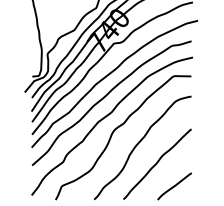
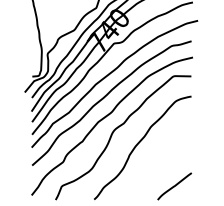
curve: present -> none (157, 163)
